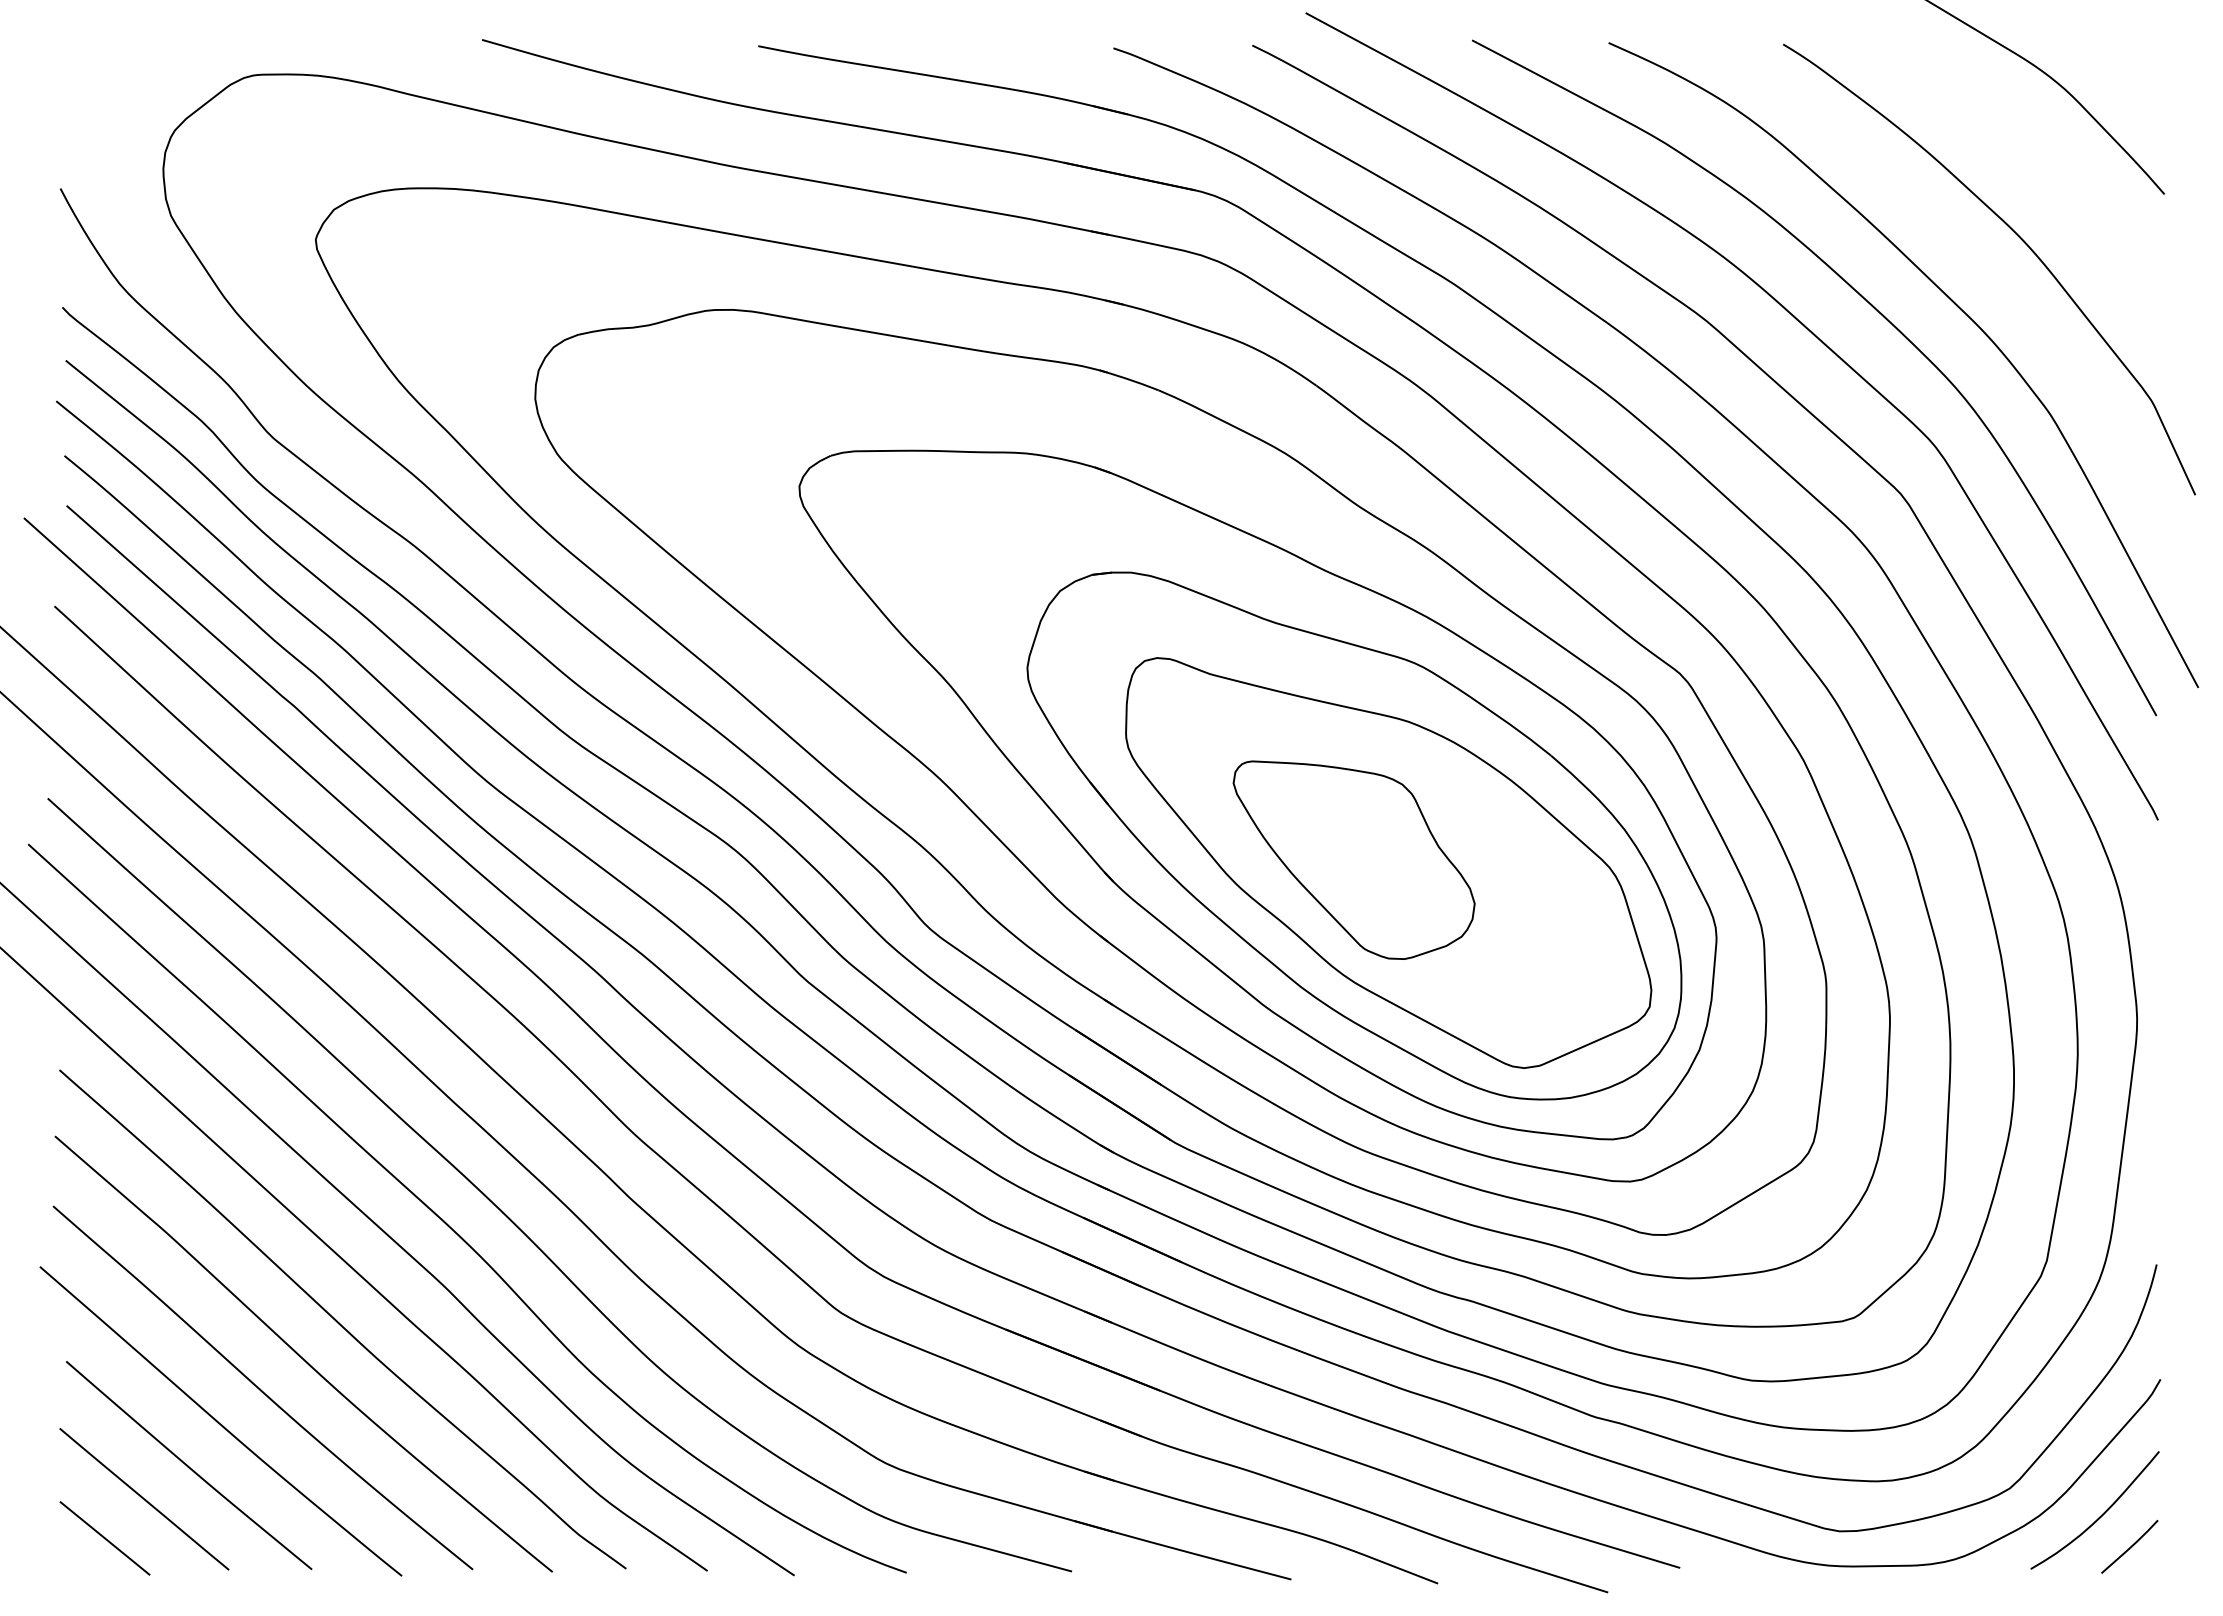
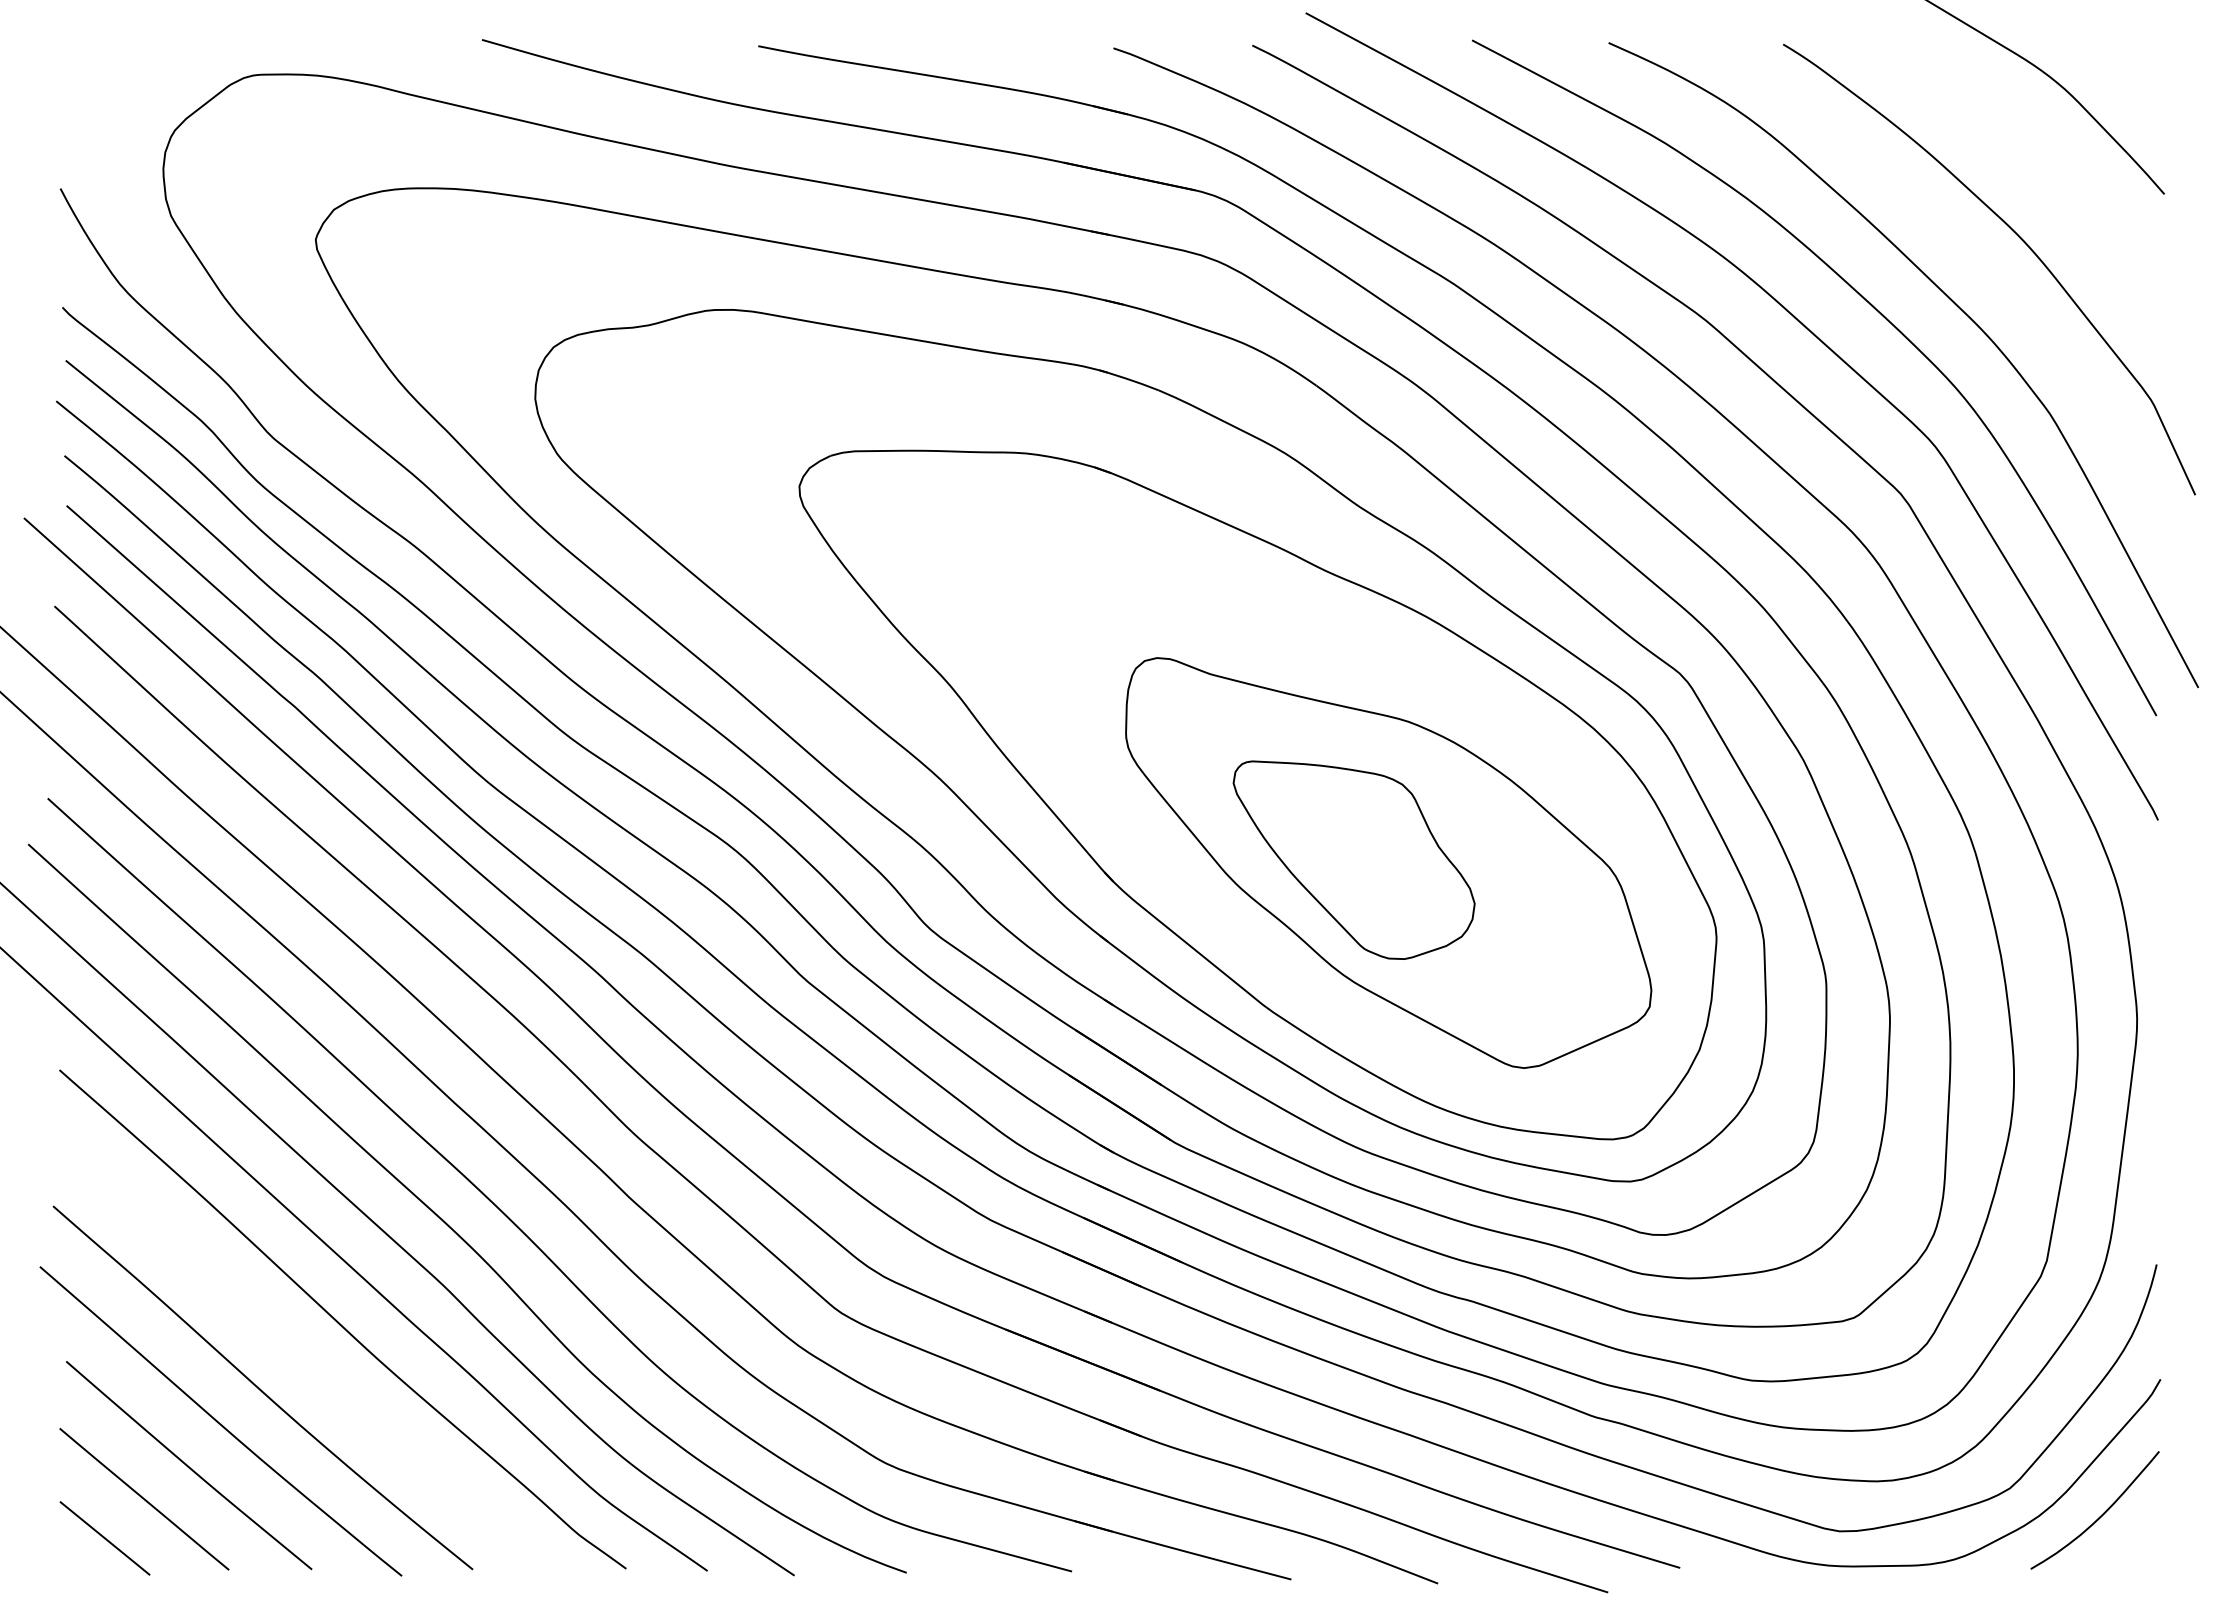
part: present -> none (1354, 835)
curve: present -> none (300, 1355)
line: present -> none (2130, 1546)
